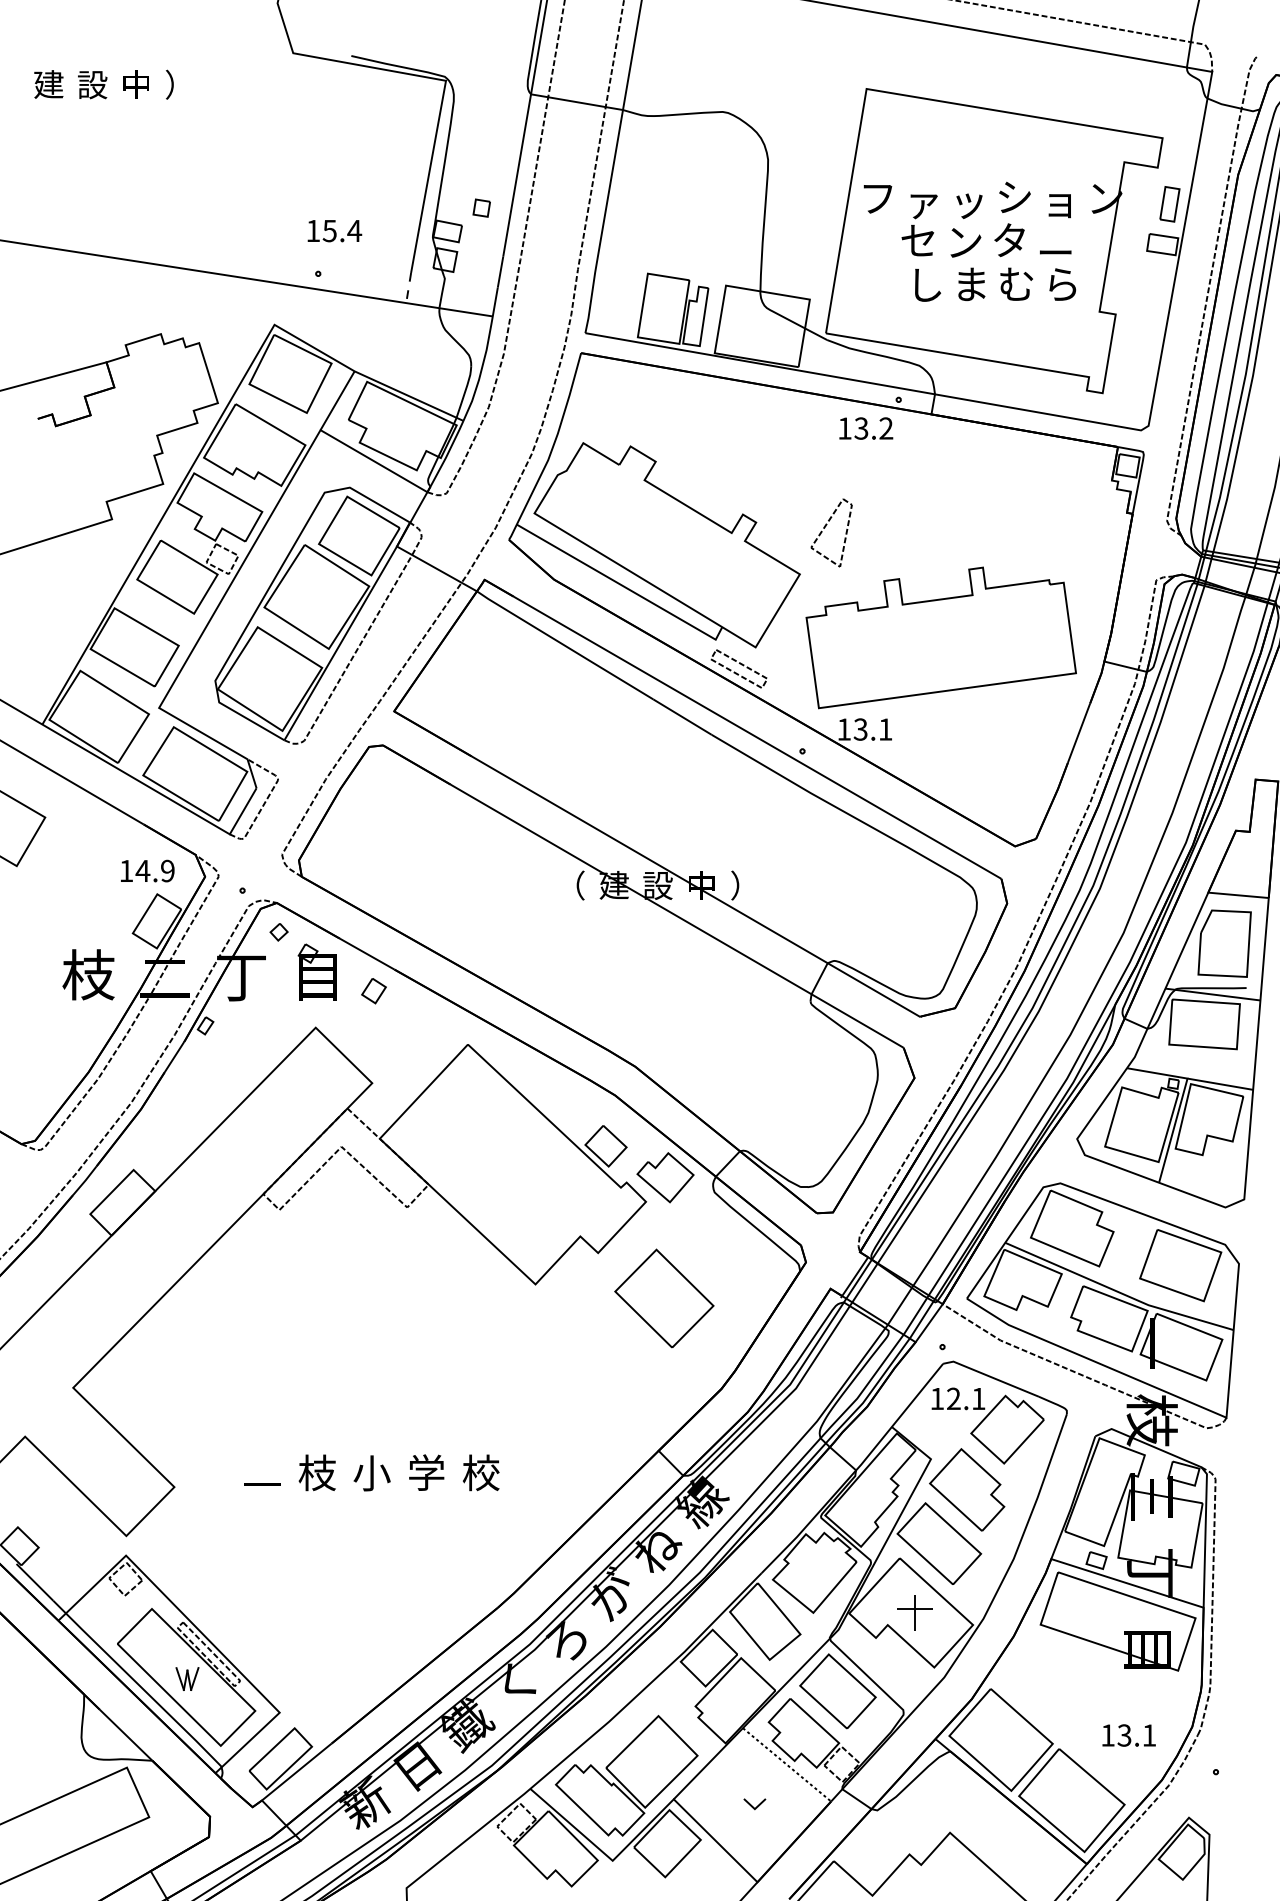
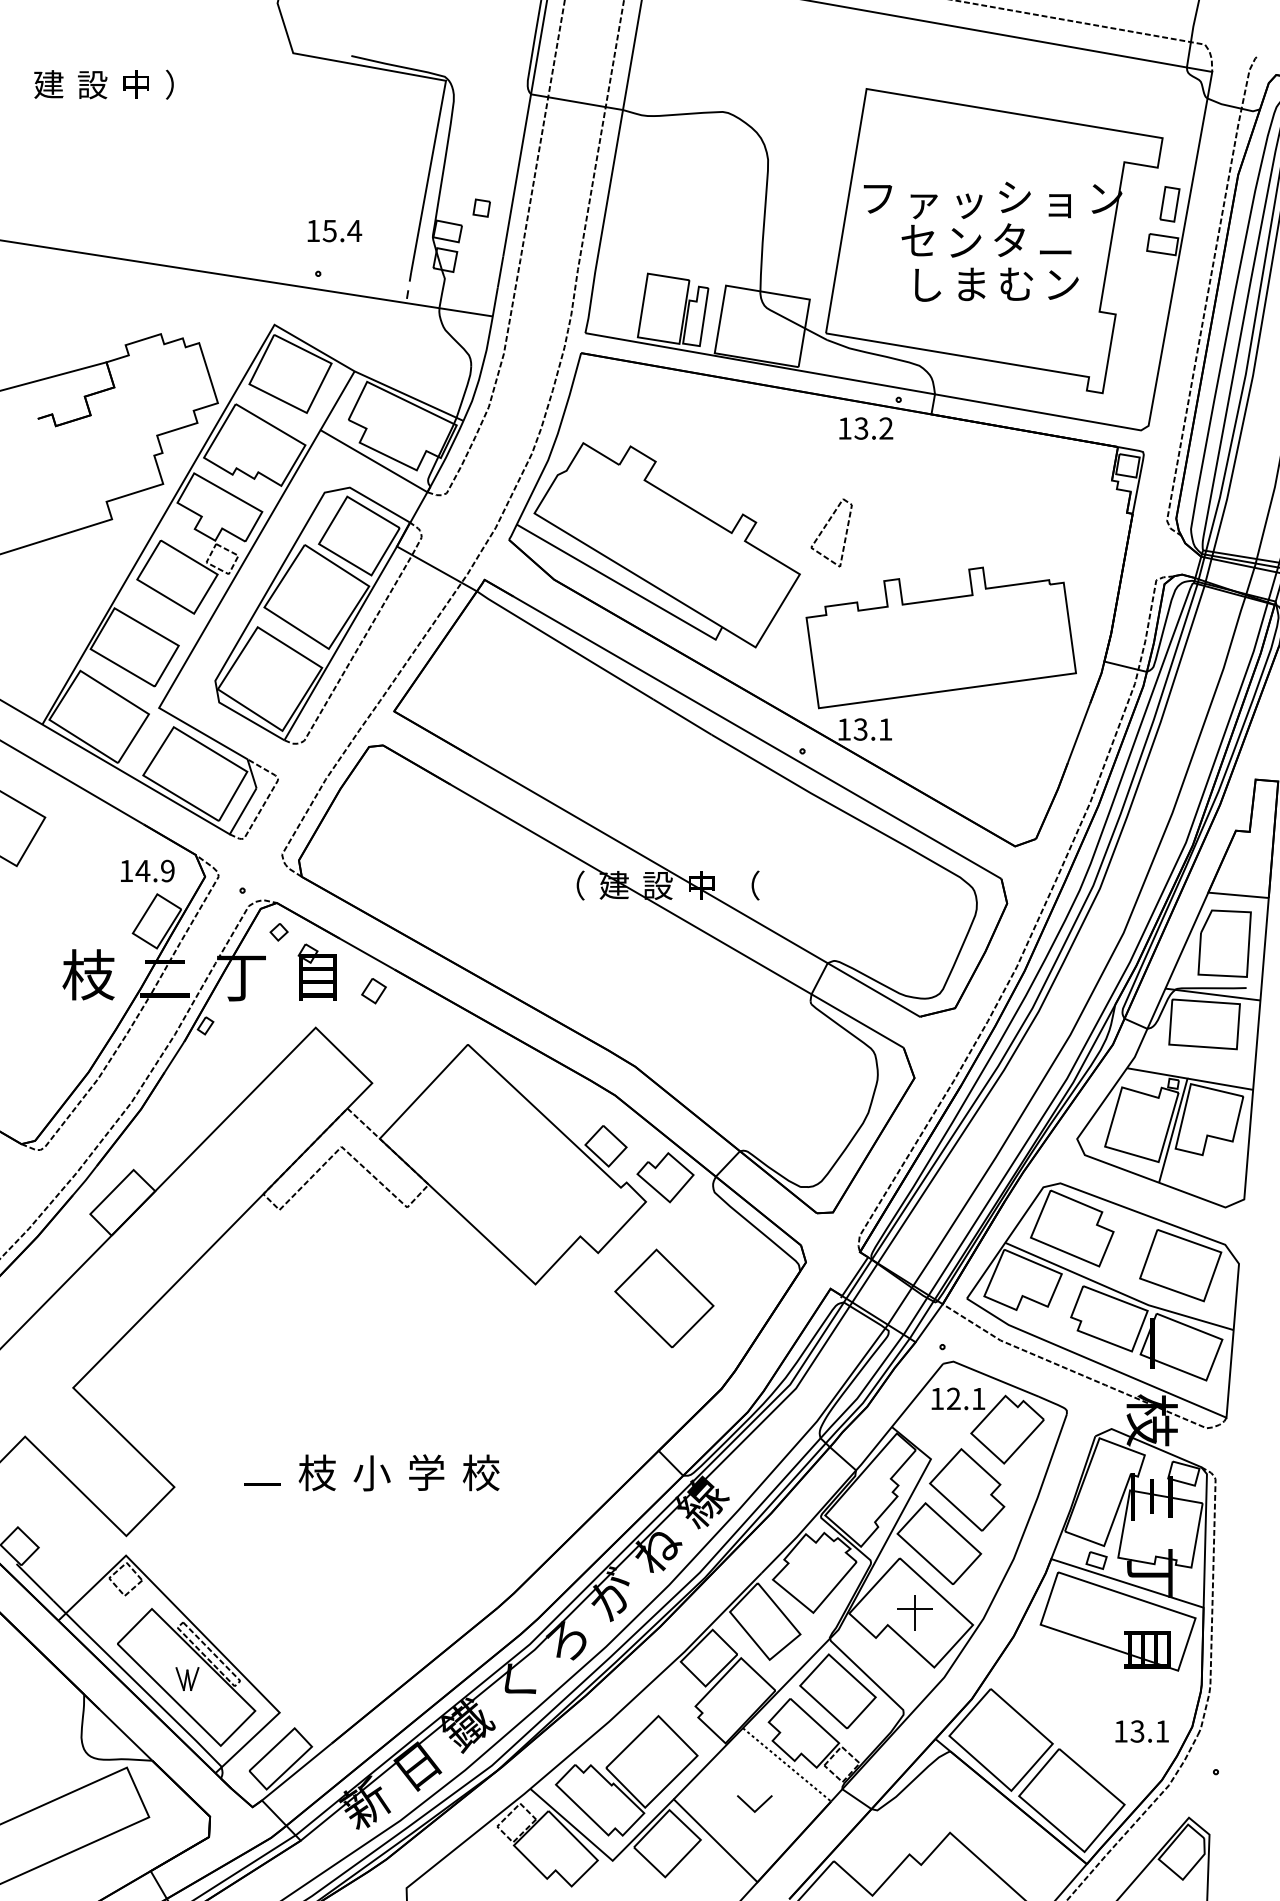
text: ら -> ン (1063, 284)
part: present -> none (738, 668)
text: ） -> （ (745, 885)
text position: (1128, 1735) -> (1141, 1731) (1141, 1731)
part size: 24x13 px -> 36x18 px (754, 1803)
